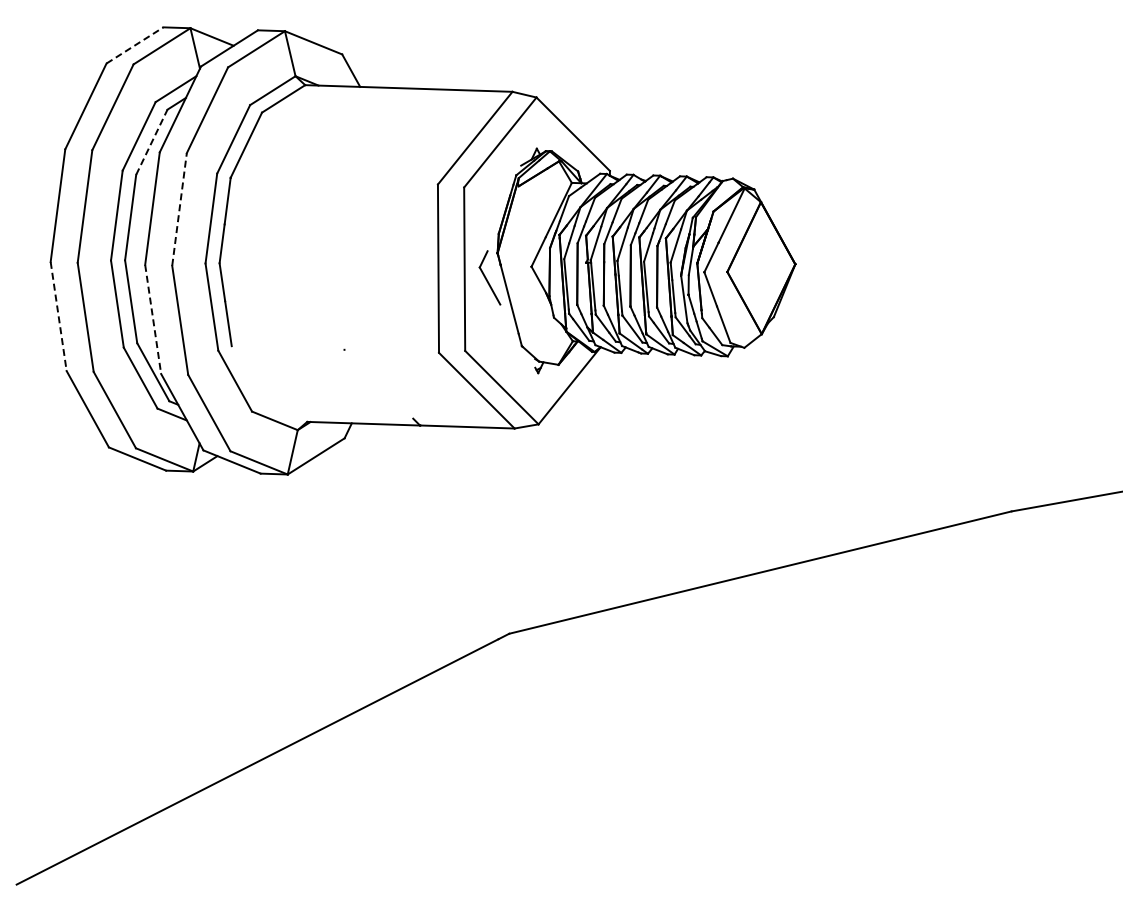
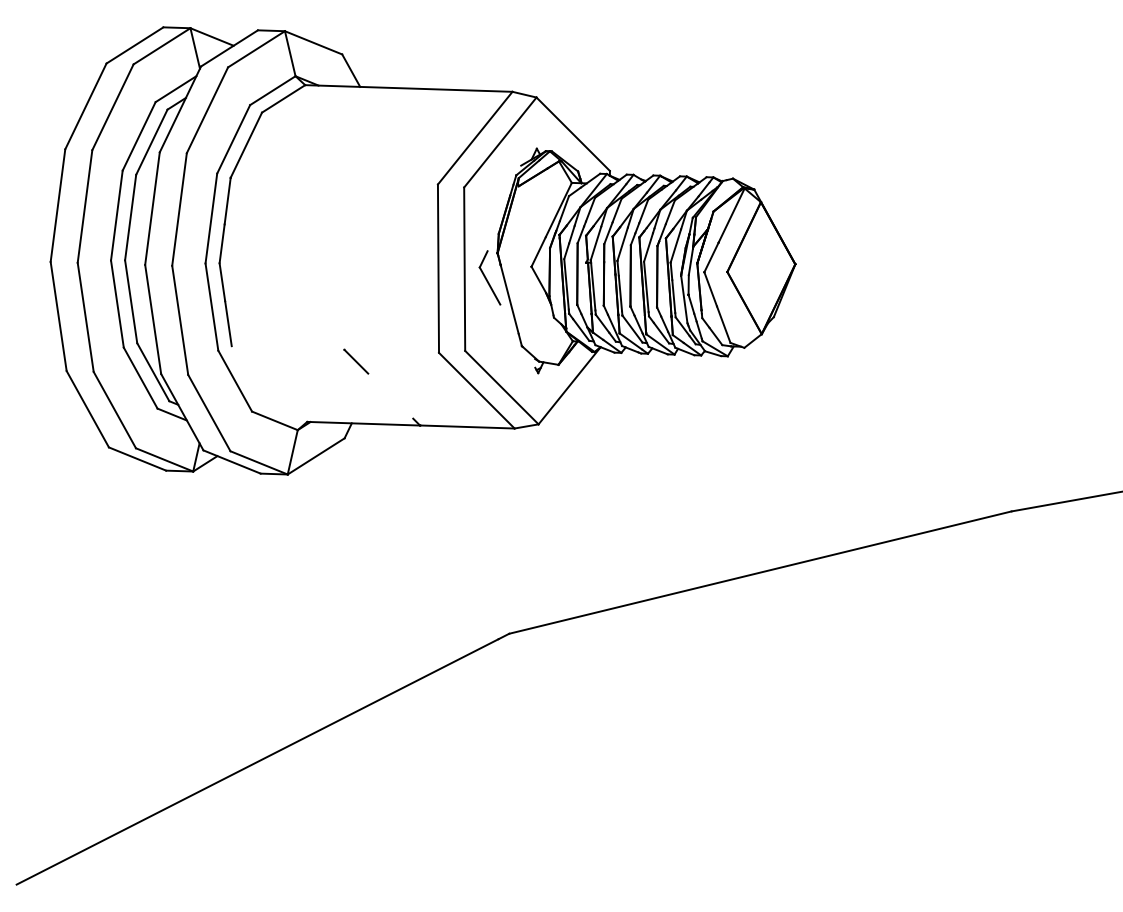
line: dashed -> solid (134, 45)
line: dashed -> solid (152, 141)
line: dashed -> solid (179, 209)
line: dashed -> solid (58, 316)
line: dashed -> solid (153, 319)
line: none -> present (356, 361)
